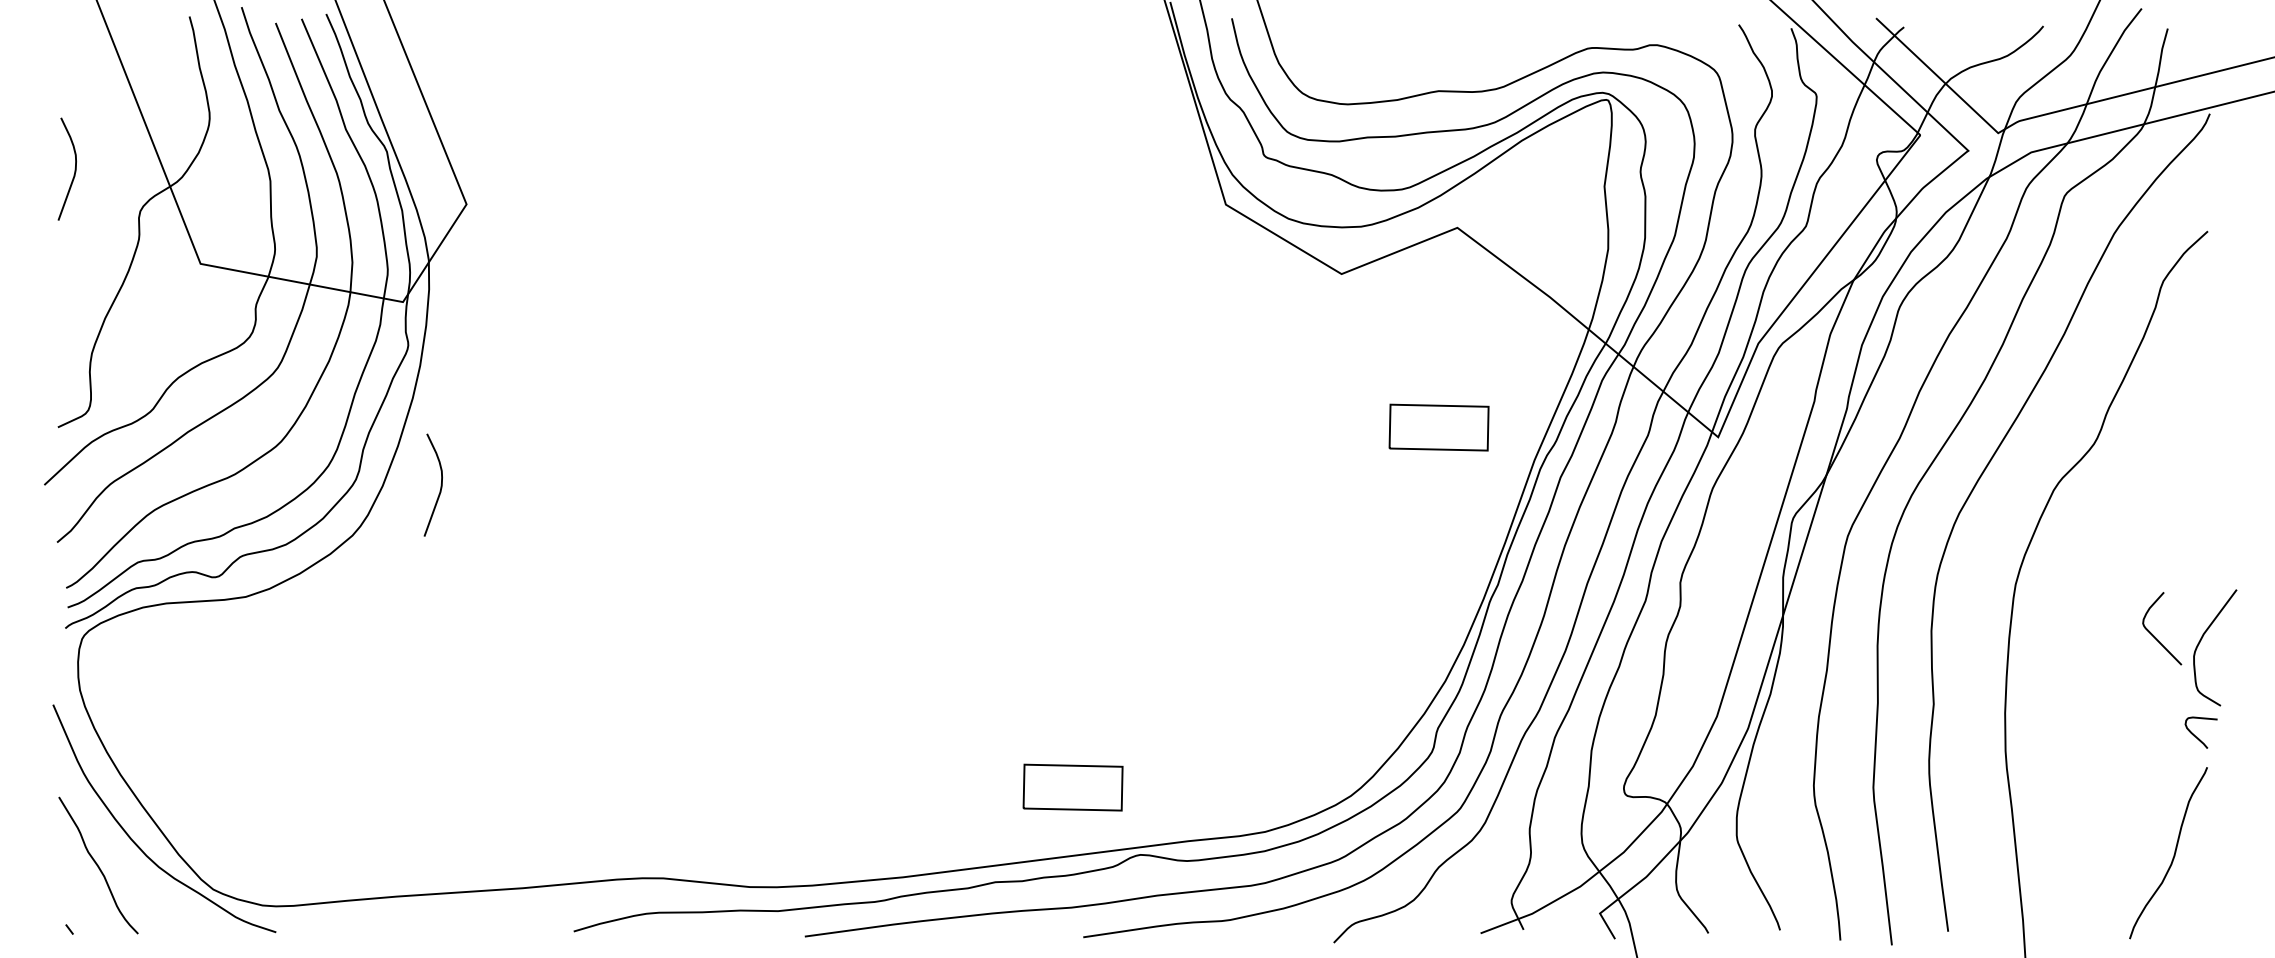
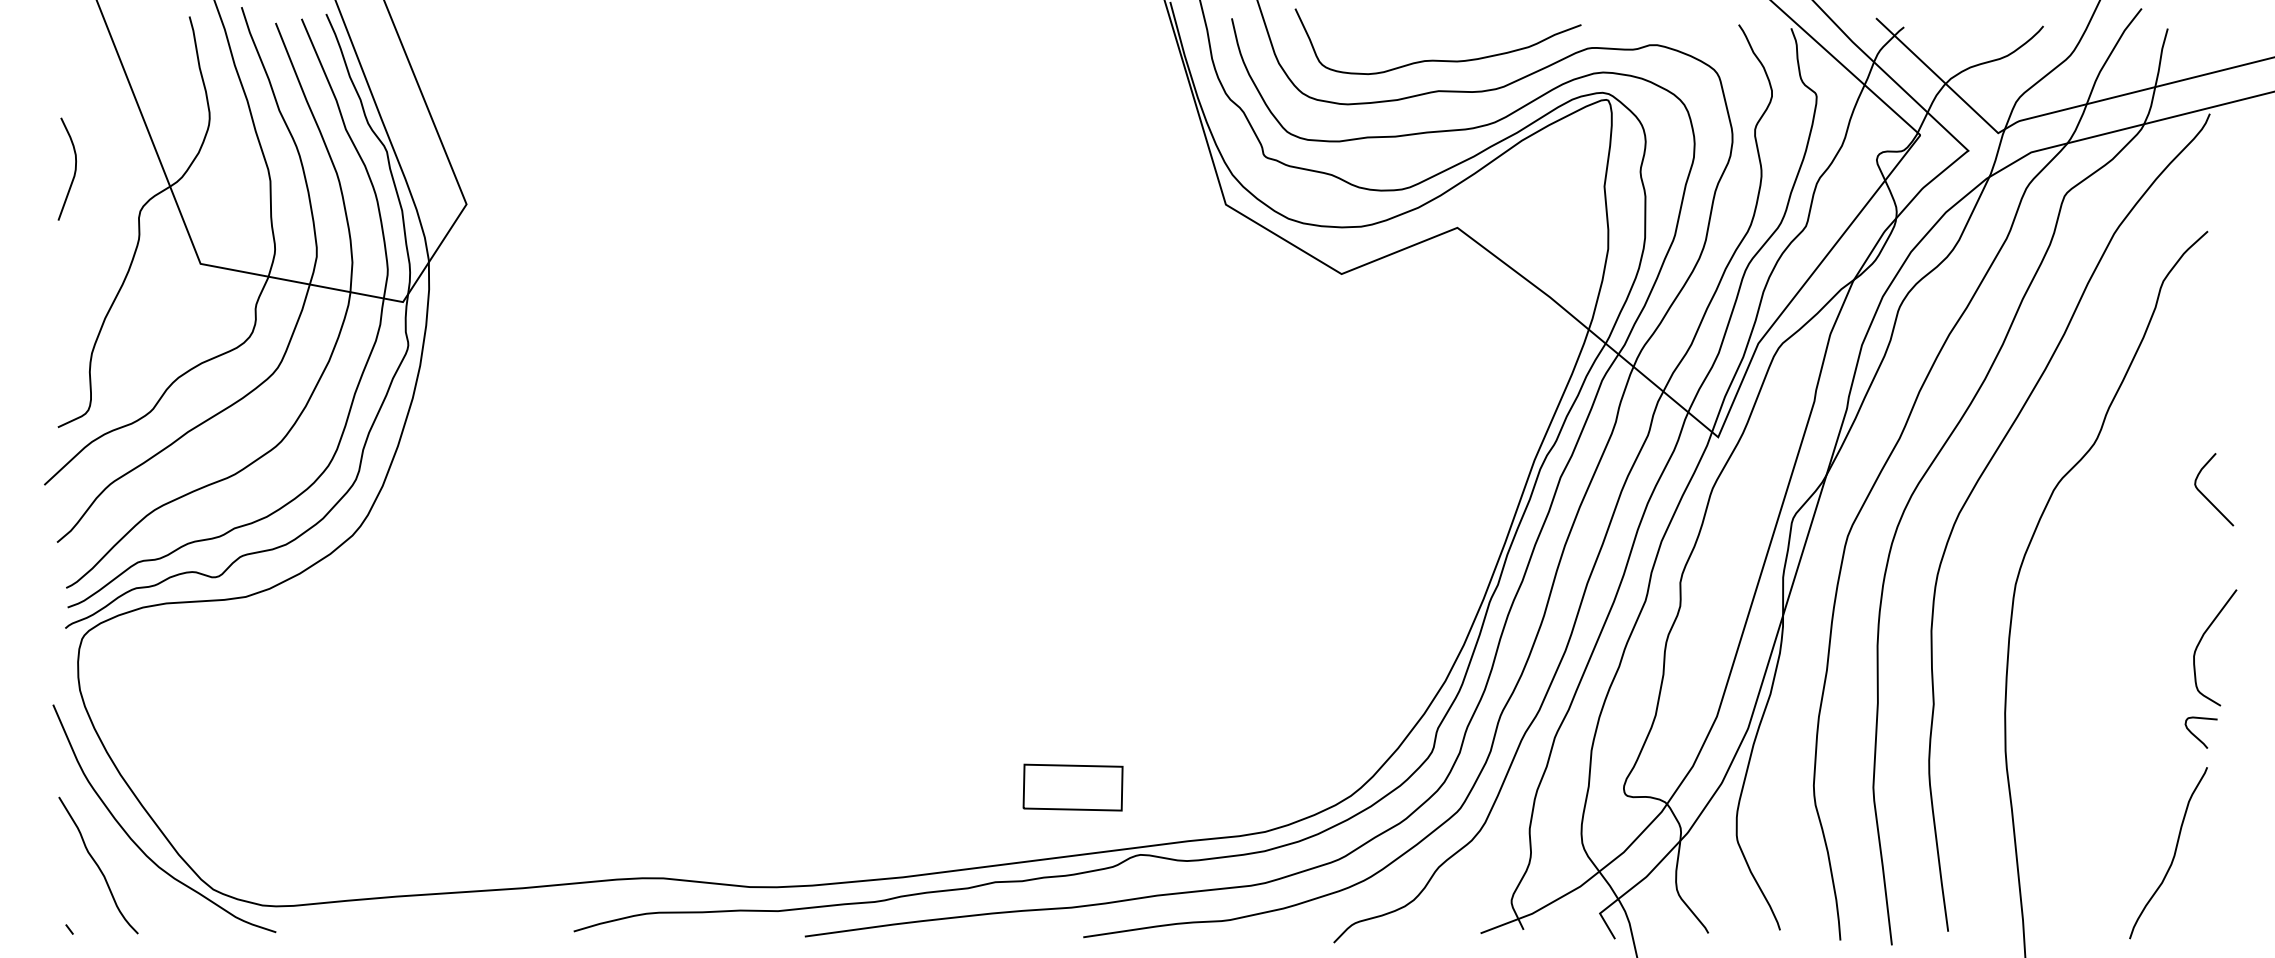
curve: none -> present (1436, 59)
part: present -> none (1438, 427)
curve: present -> none (440, 484)
curve position: (2154, 635) -> (2206, 496) (2206, 496)
